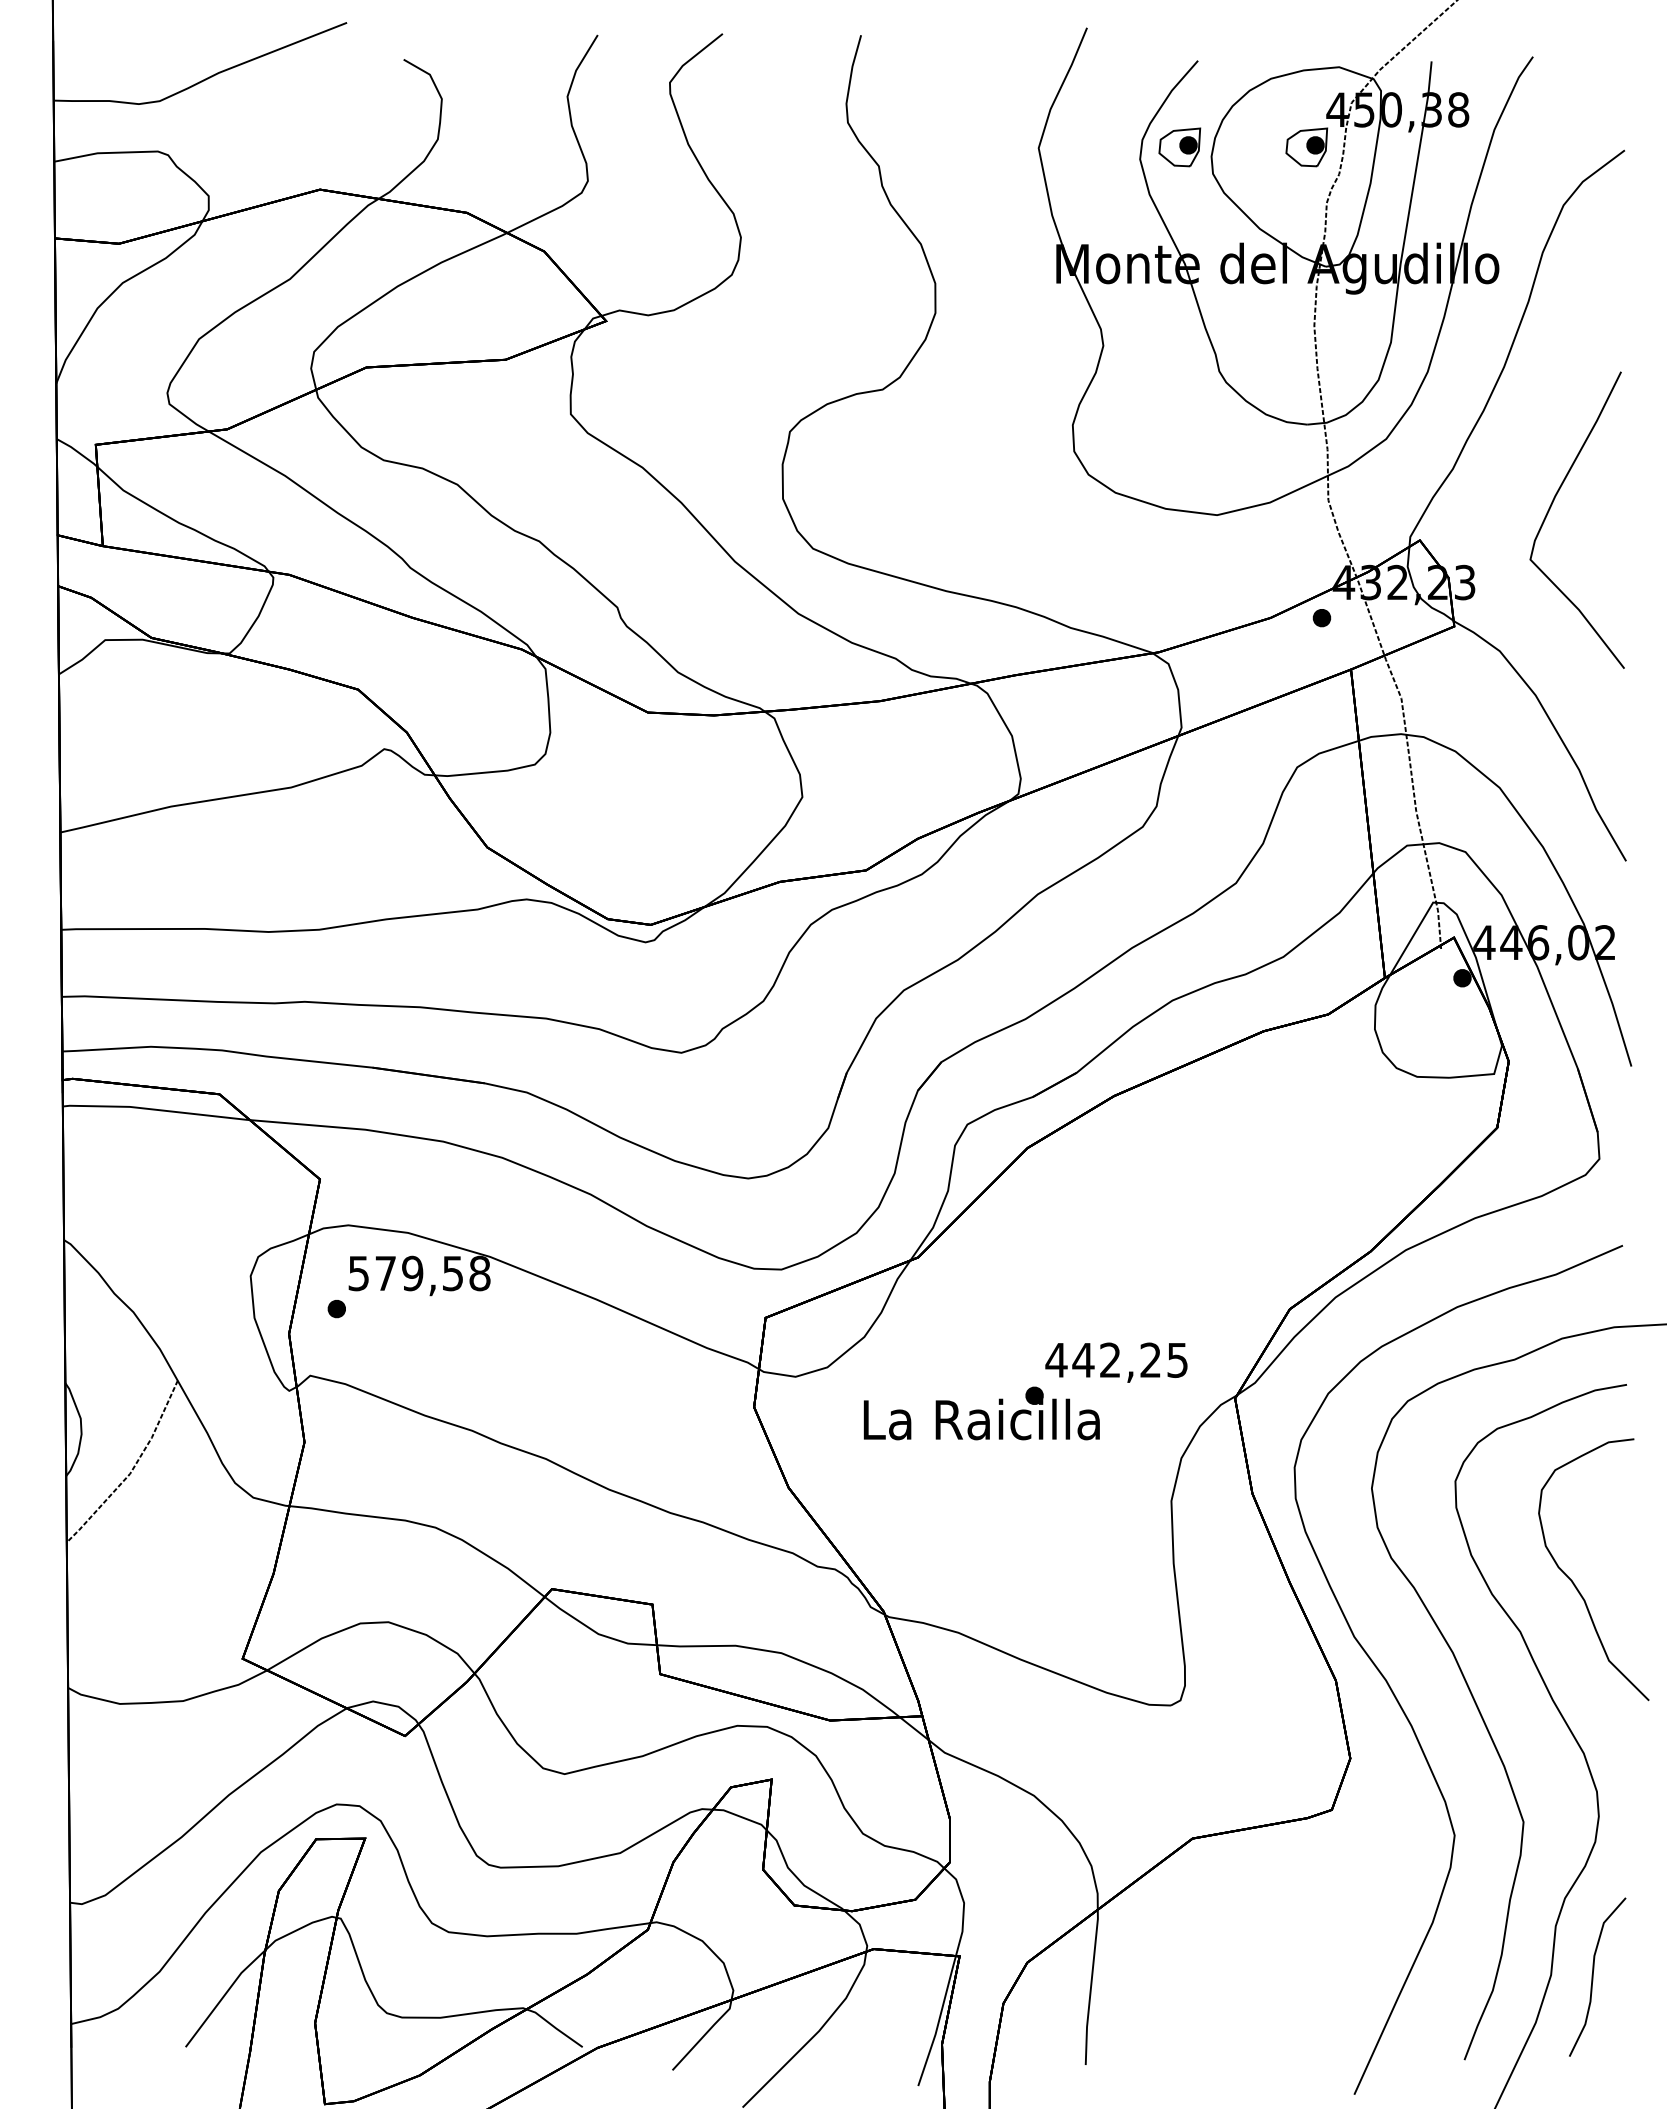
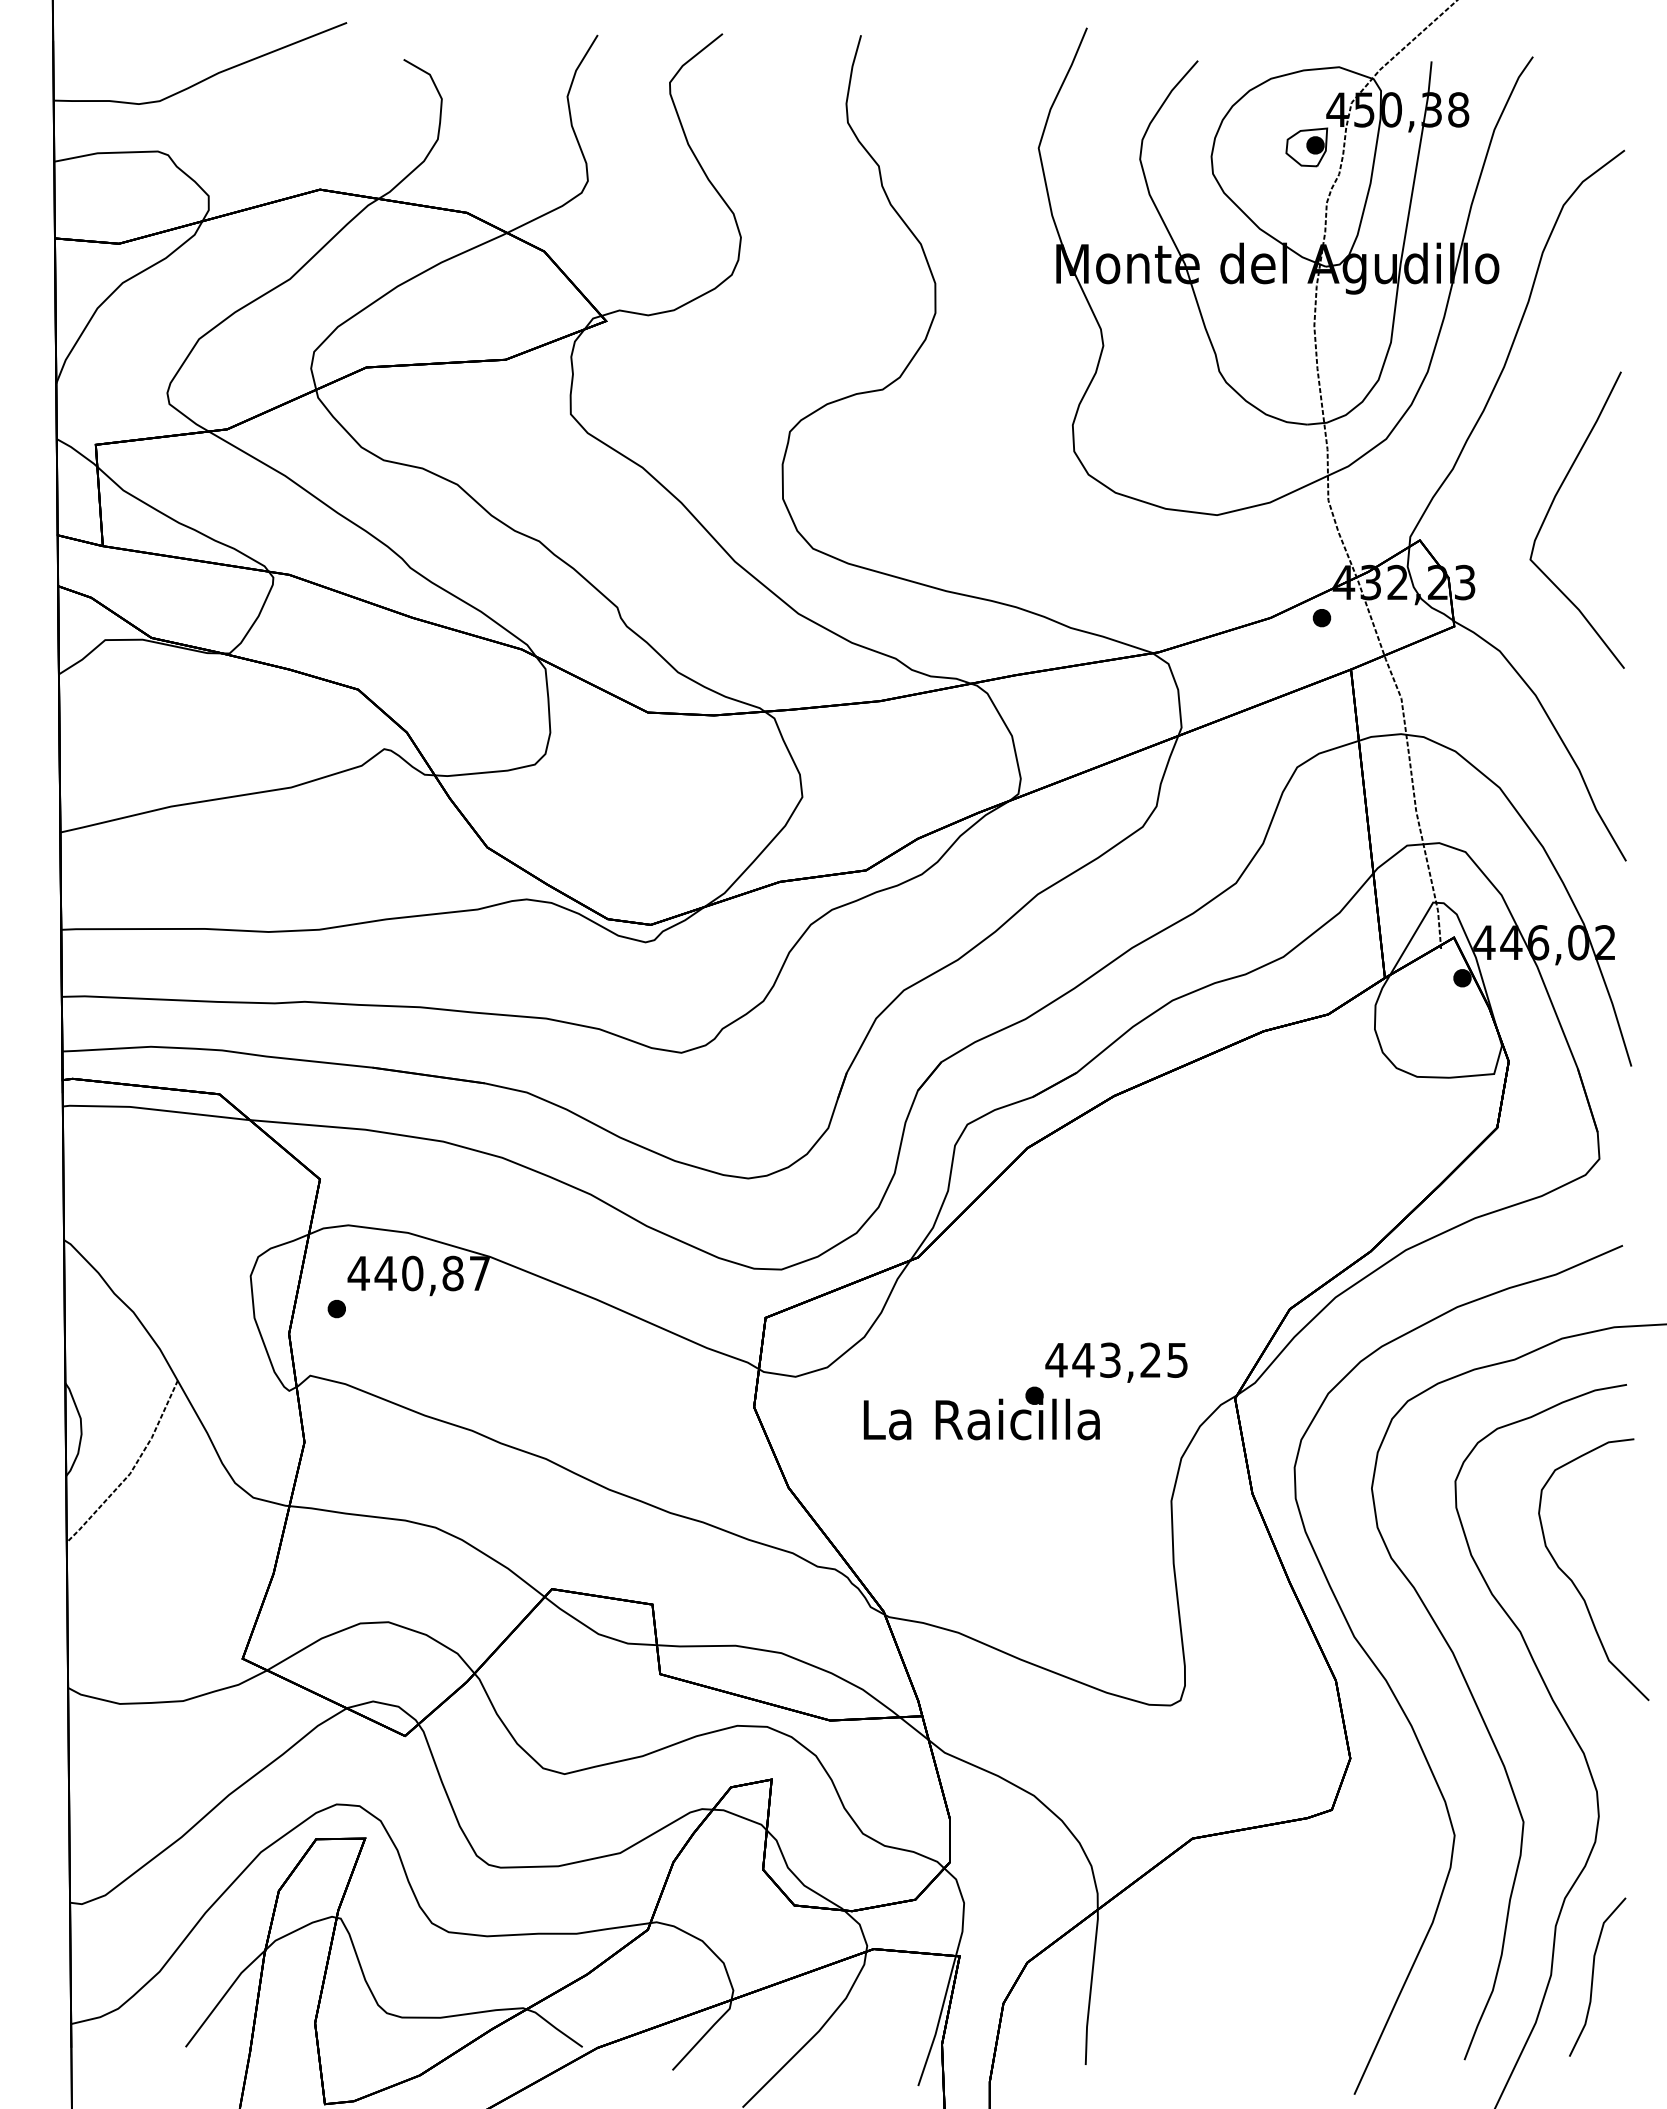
part: present -> none (1179, 147)
text: 579,58 -> 440,87 (418, 1273)
text: 442,25 -> 443,25 (1110, 1360)
